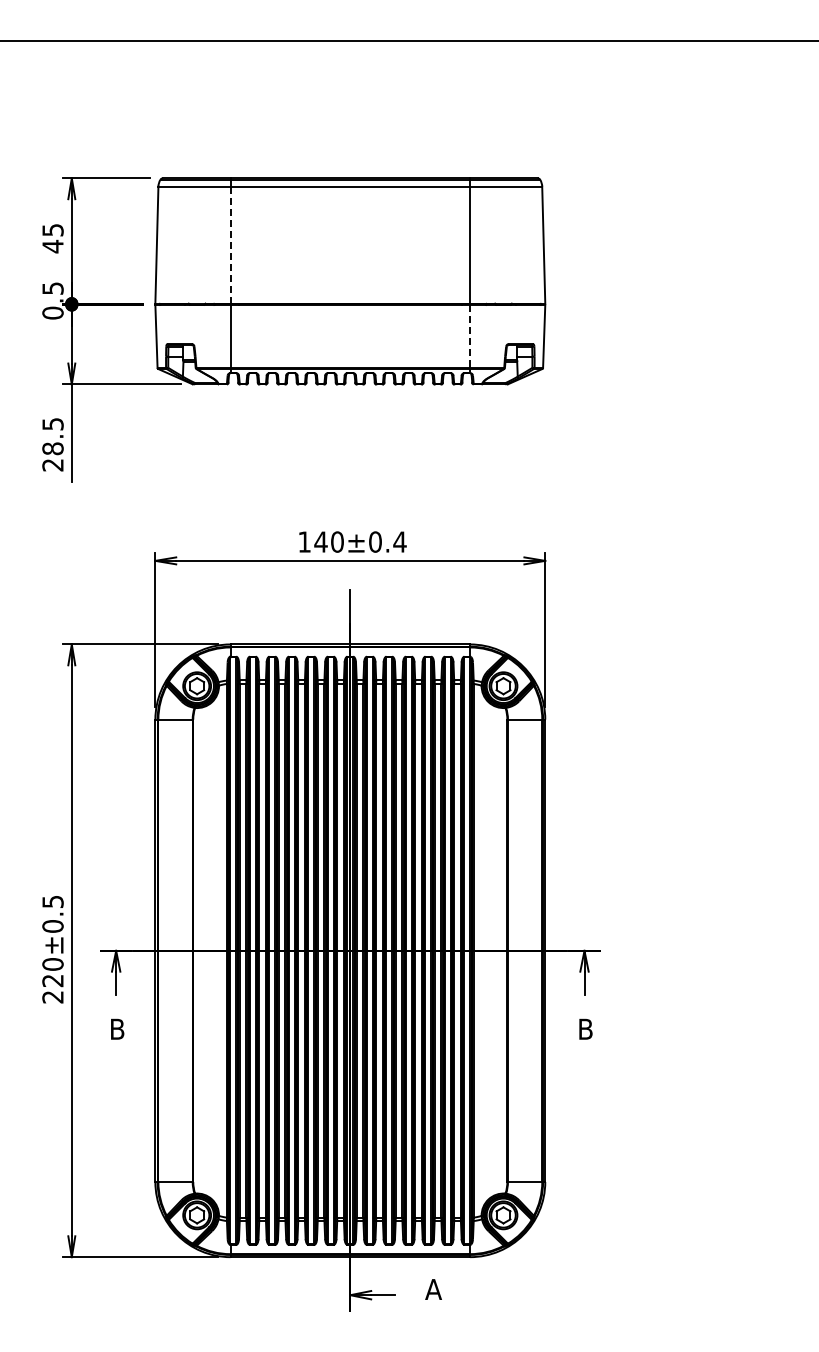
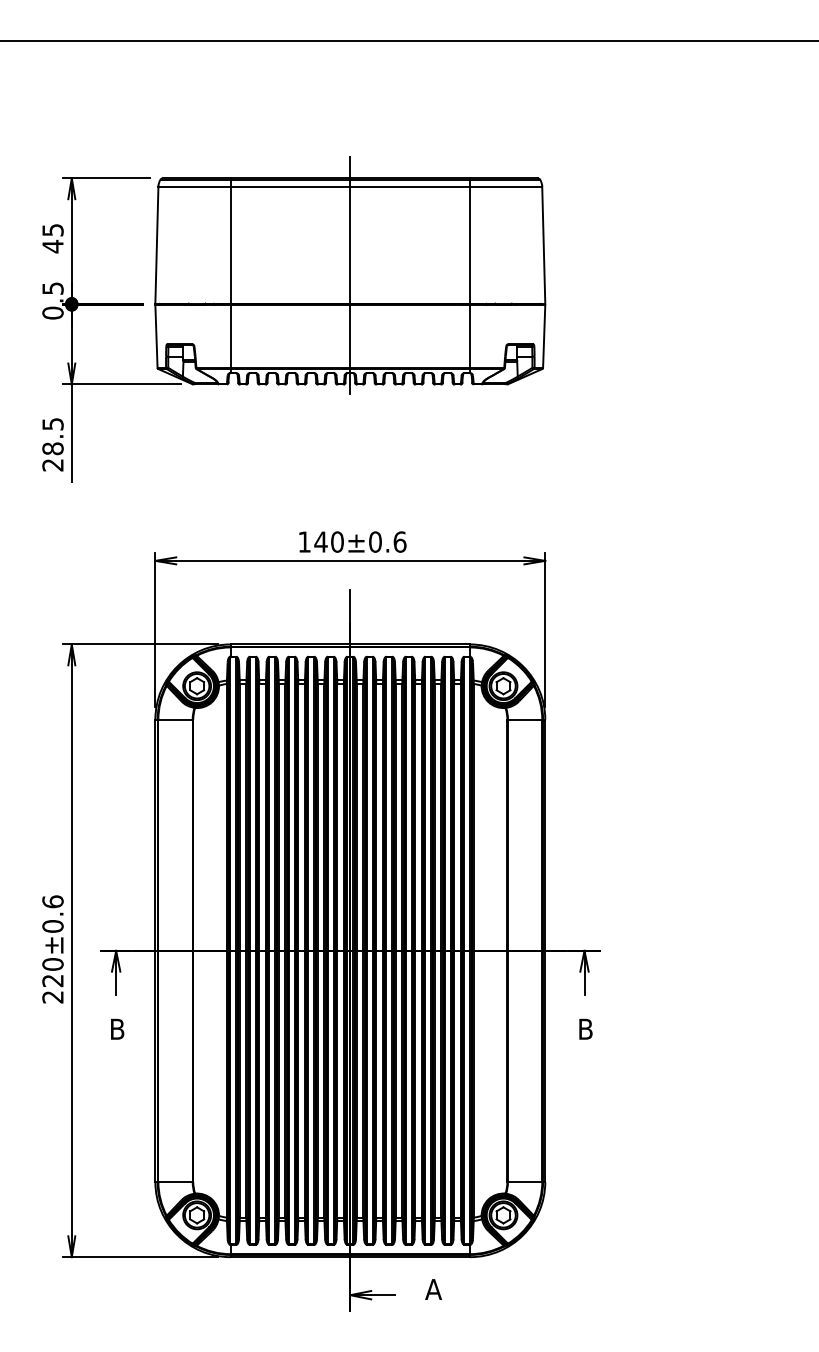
line: dashed -> solid (230, 245)
line: none -> present (350, 275)
line: dashed -> solid (470, 336)
text: 140±0.4 -> 140±0.6 (399, 541)
text: 220±0.5 -> 220±0.6 (52, 901)
